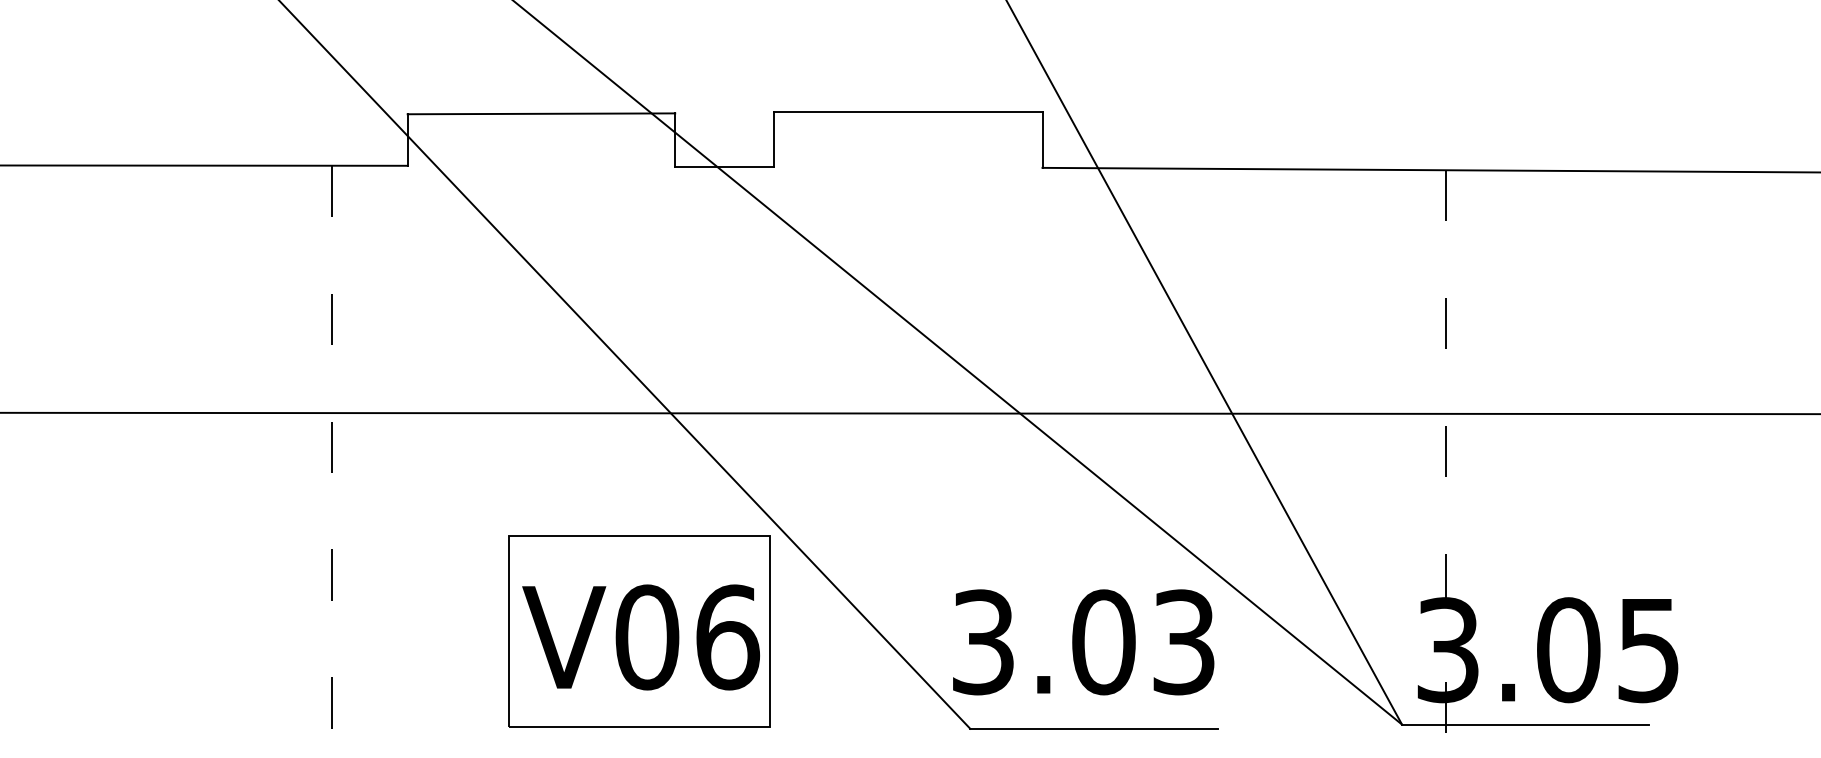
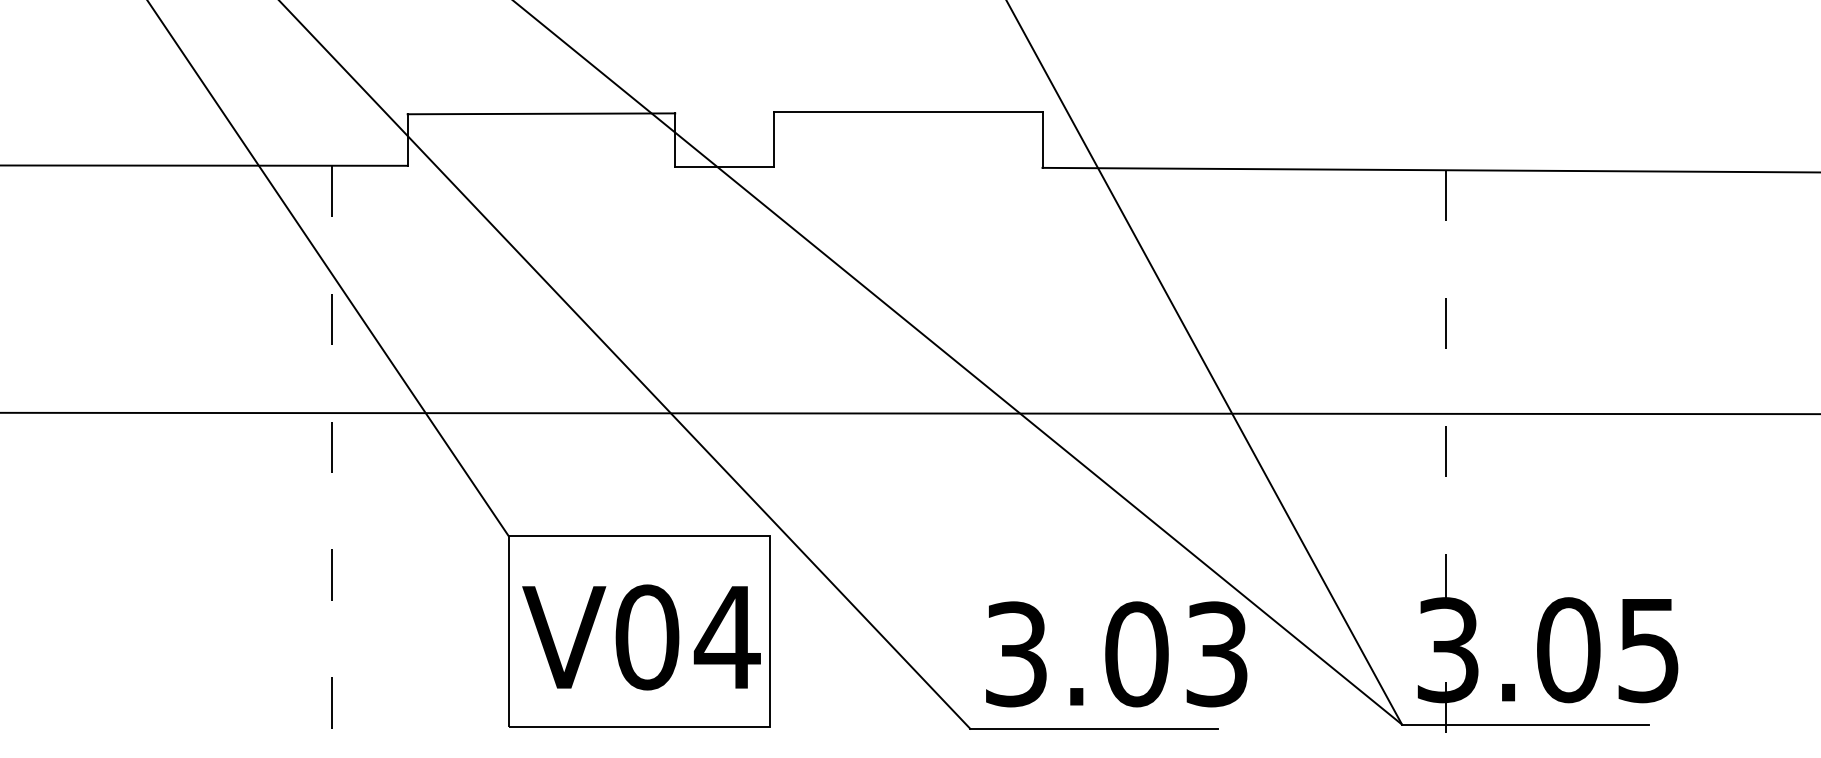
line: none -> present (328, 268)
text: V06 -> V04 (726, 637)
text position: (1083, 642) -> (1116, 654) (1116, 654)
